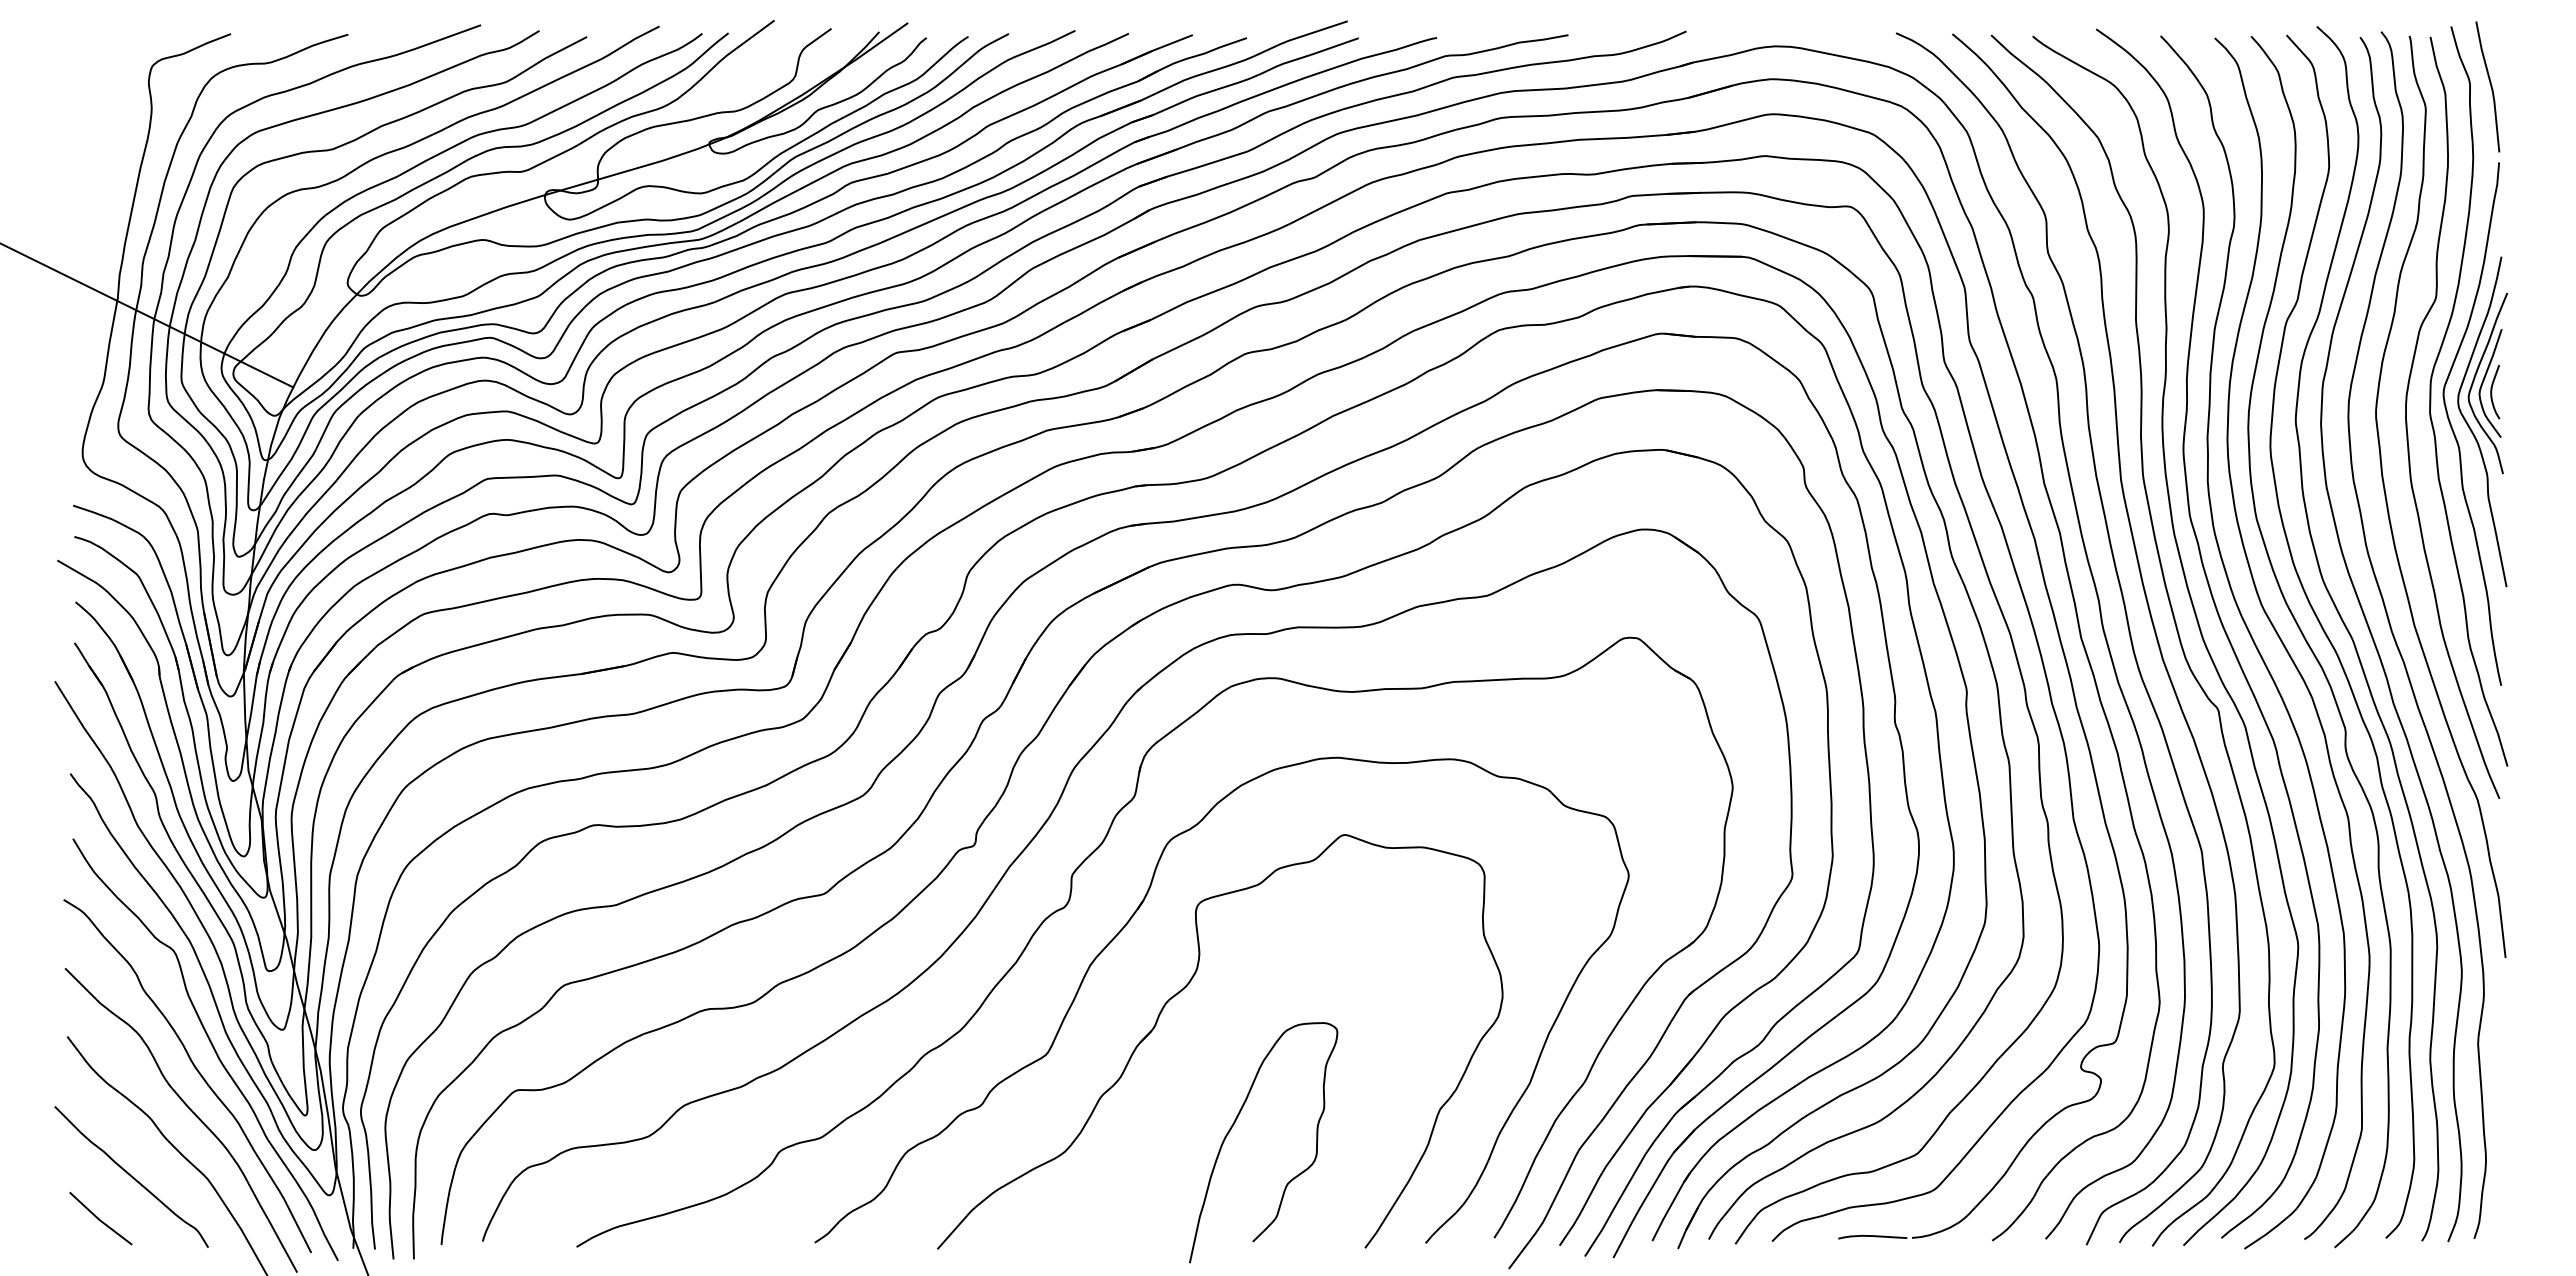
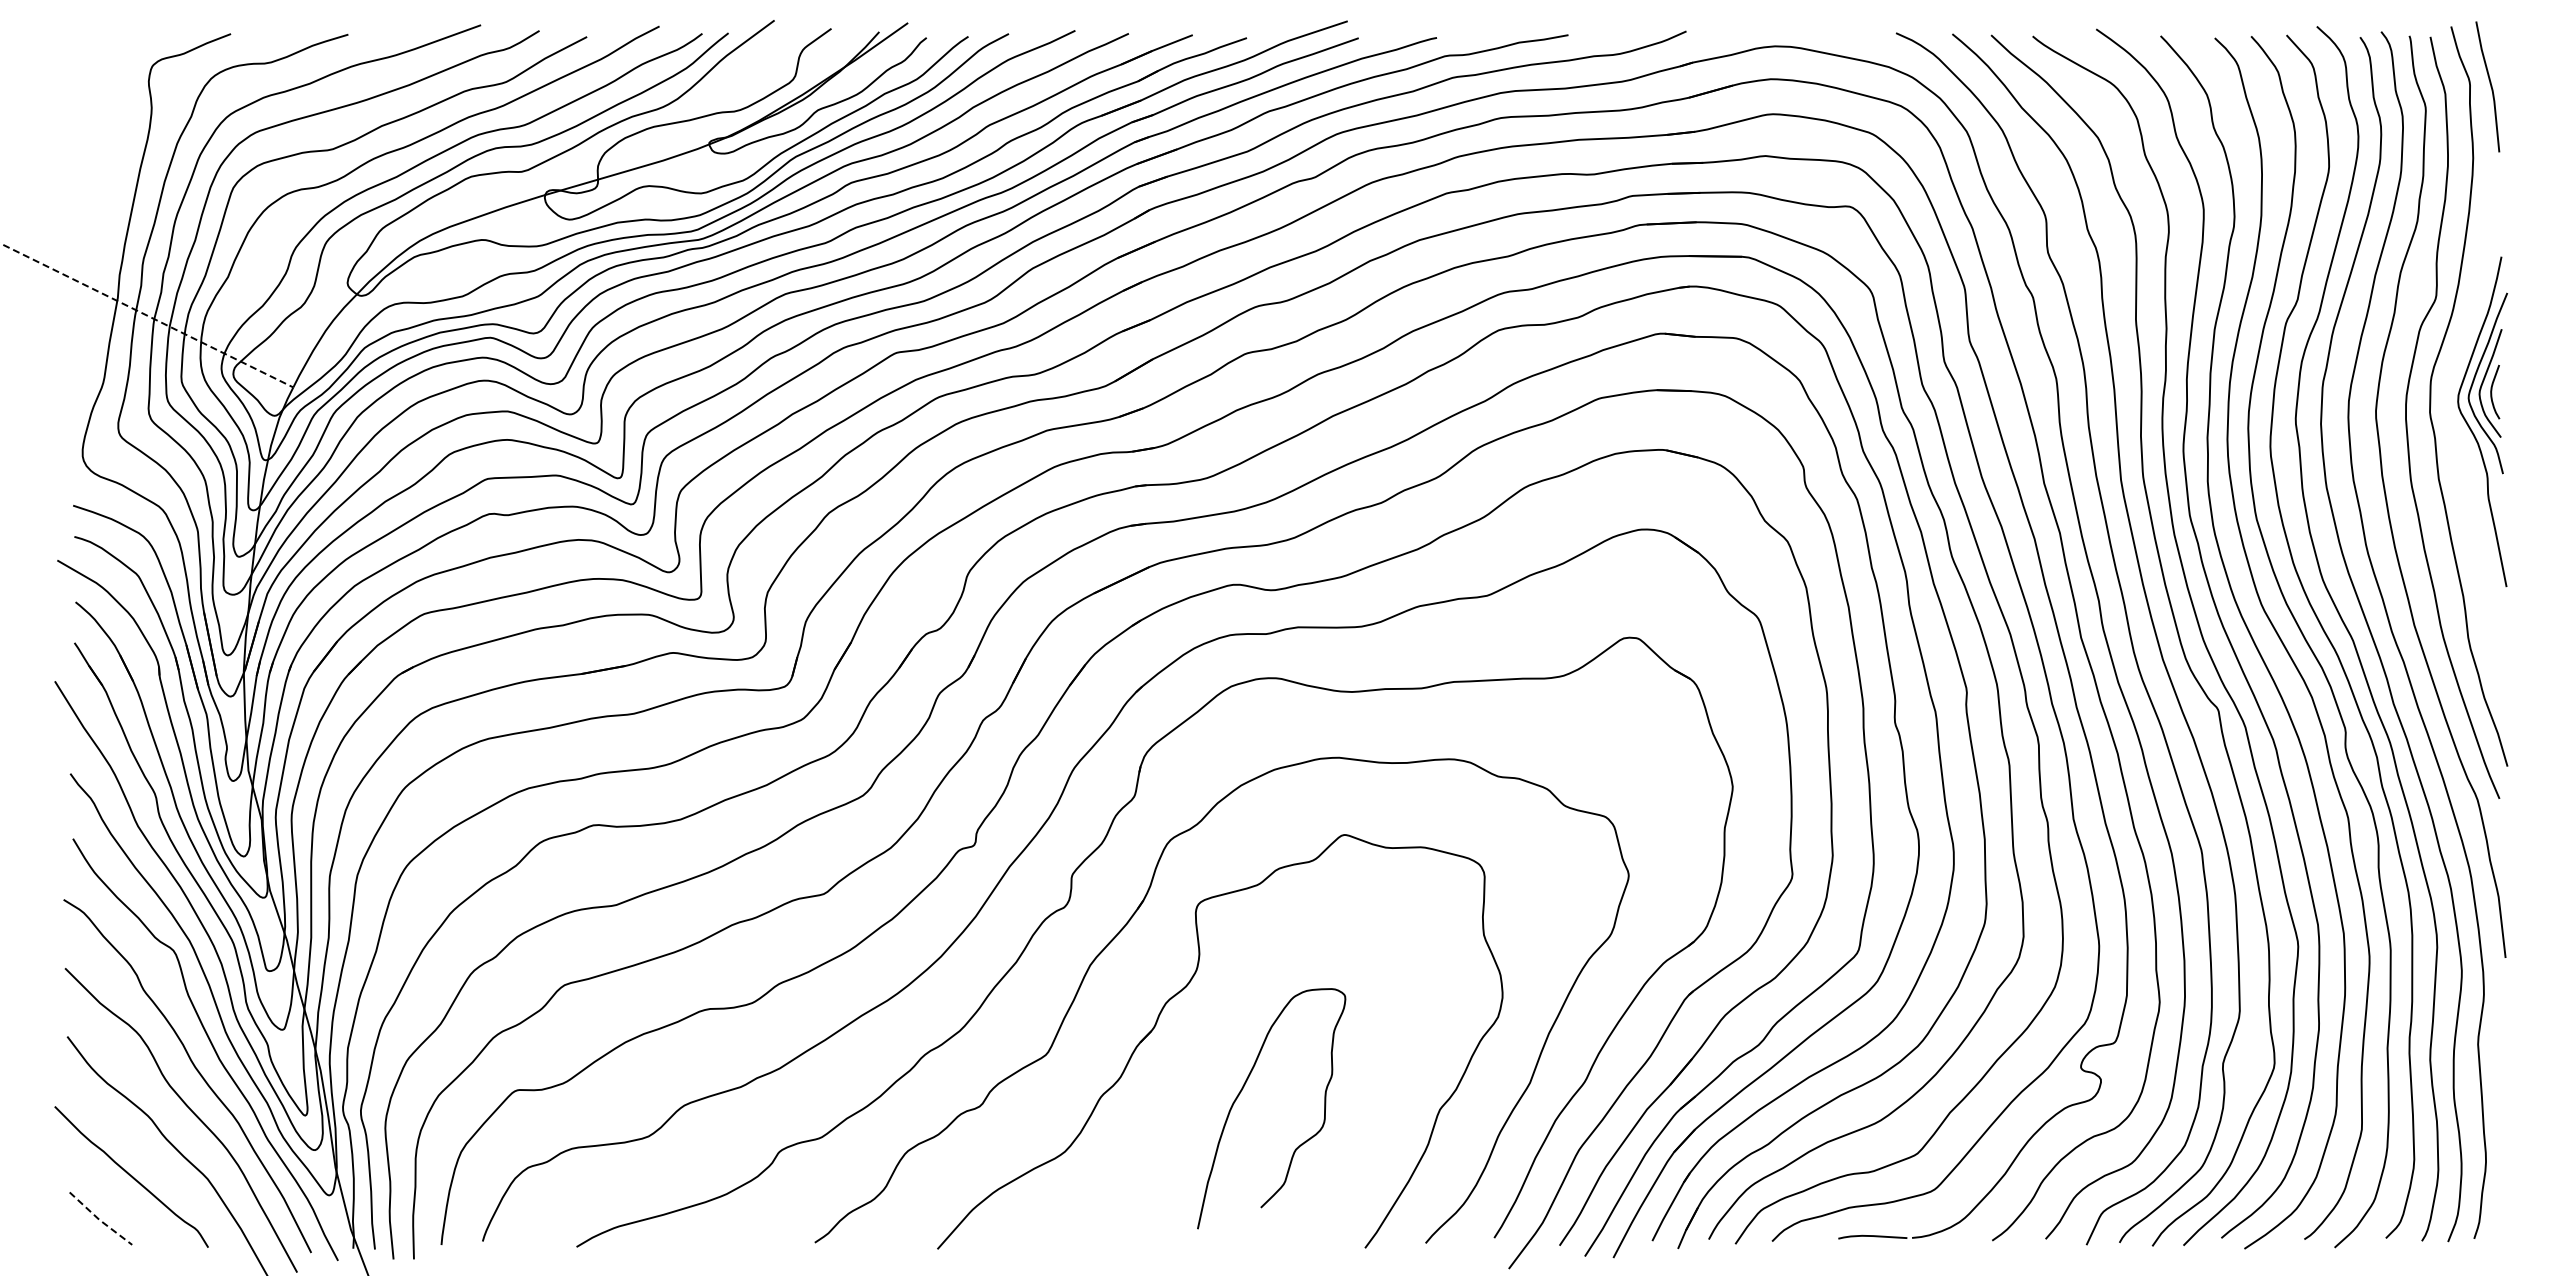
line: solid -> dashed (147, 315)
curve: present -> none (2454, 431)
curve position: (1233, 1126) -> (1241, 1092) (1241, 1092)
line: solid -> dashed (99, 1219)
